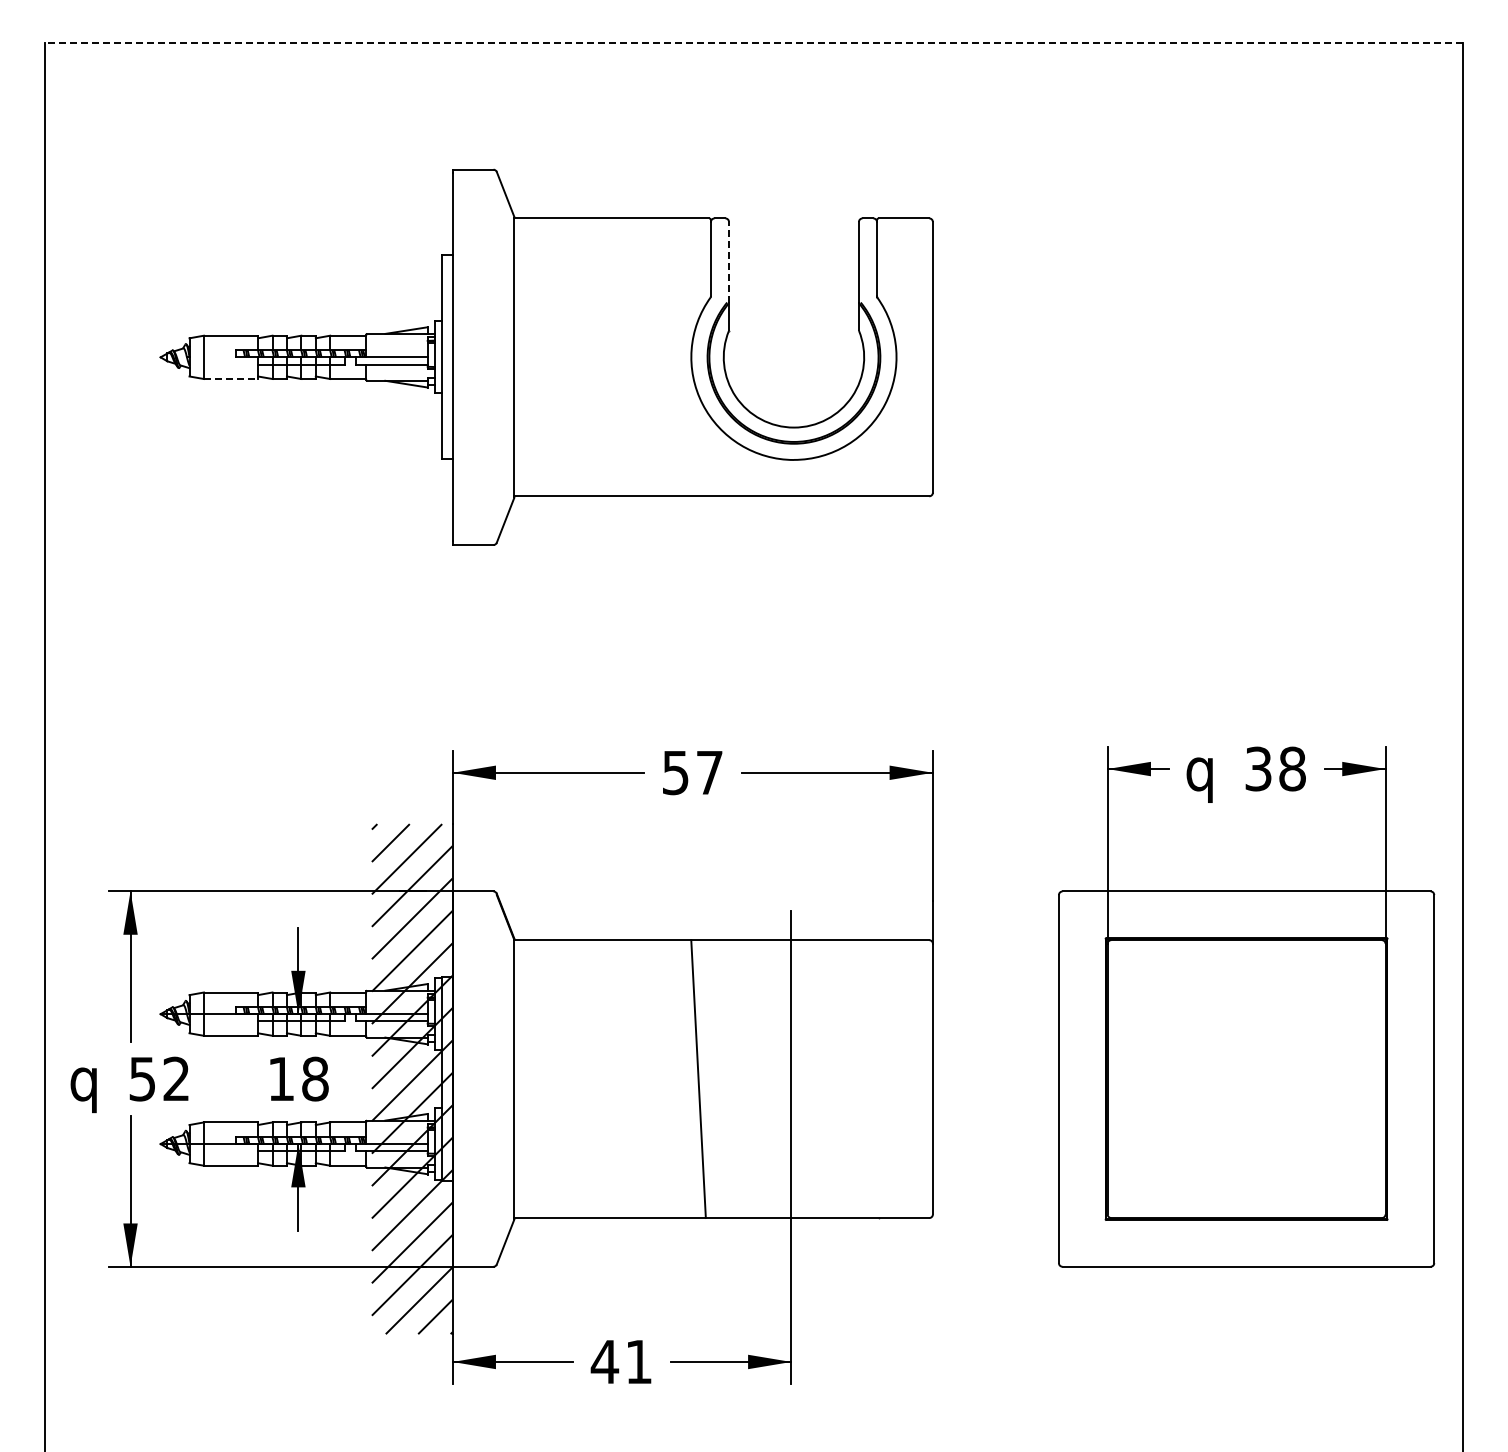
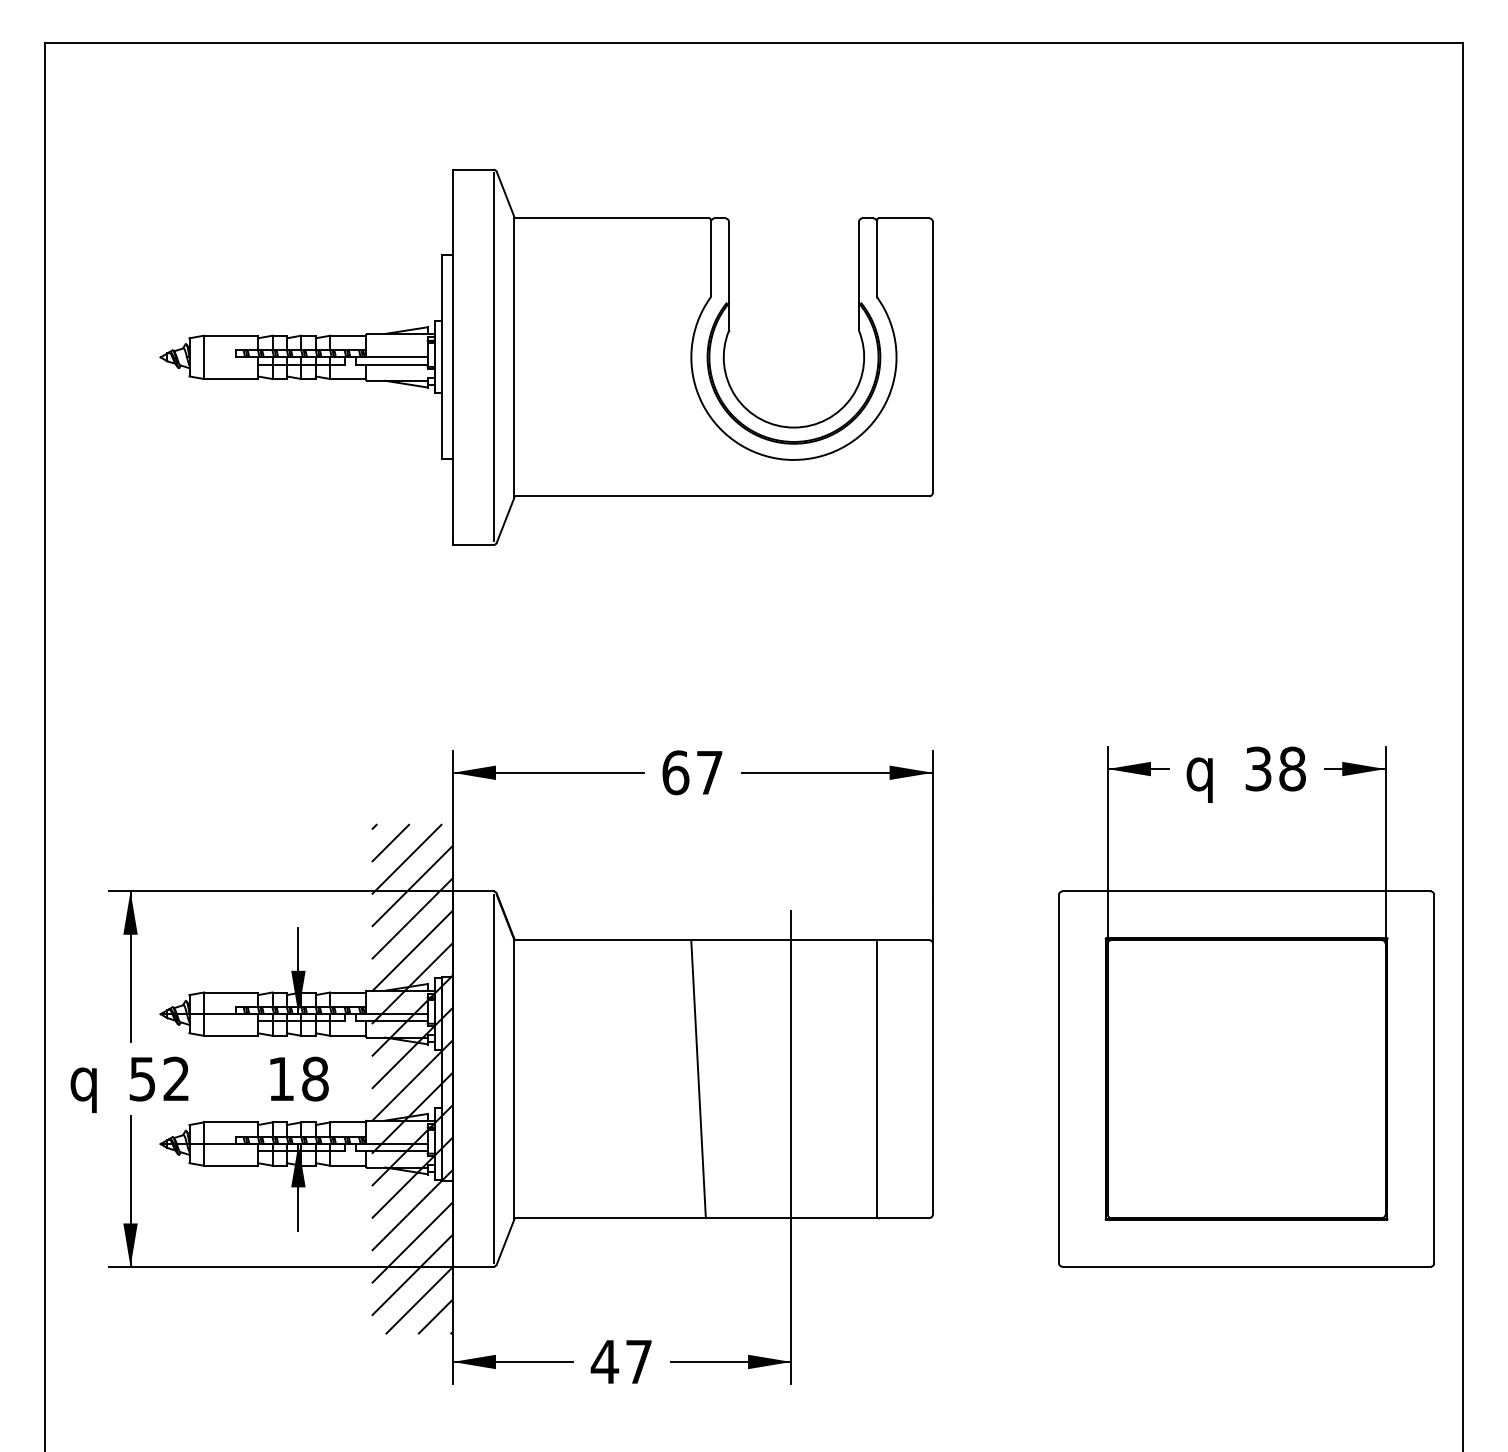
line: dashed -> solid (754, 43)
line: dashed -> solid (729, 261)
line: none -> present (493, 357)
line: dashed -> solid (231, 379)
text: 57 -> 67 (675, 772)
line: none -> present (493, 1079)
line: none -> present (876, 1079)
text: 41 -> 47 (638, 1361)
